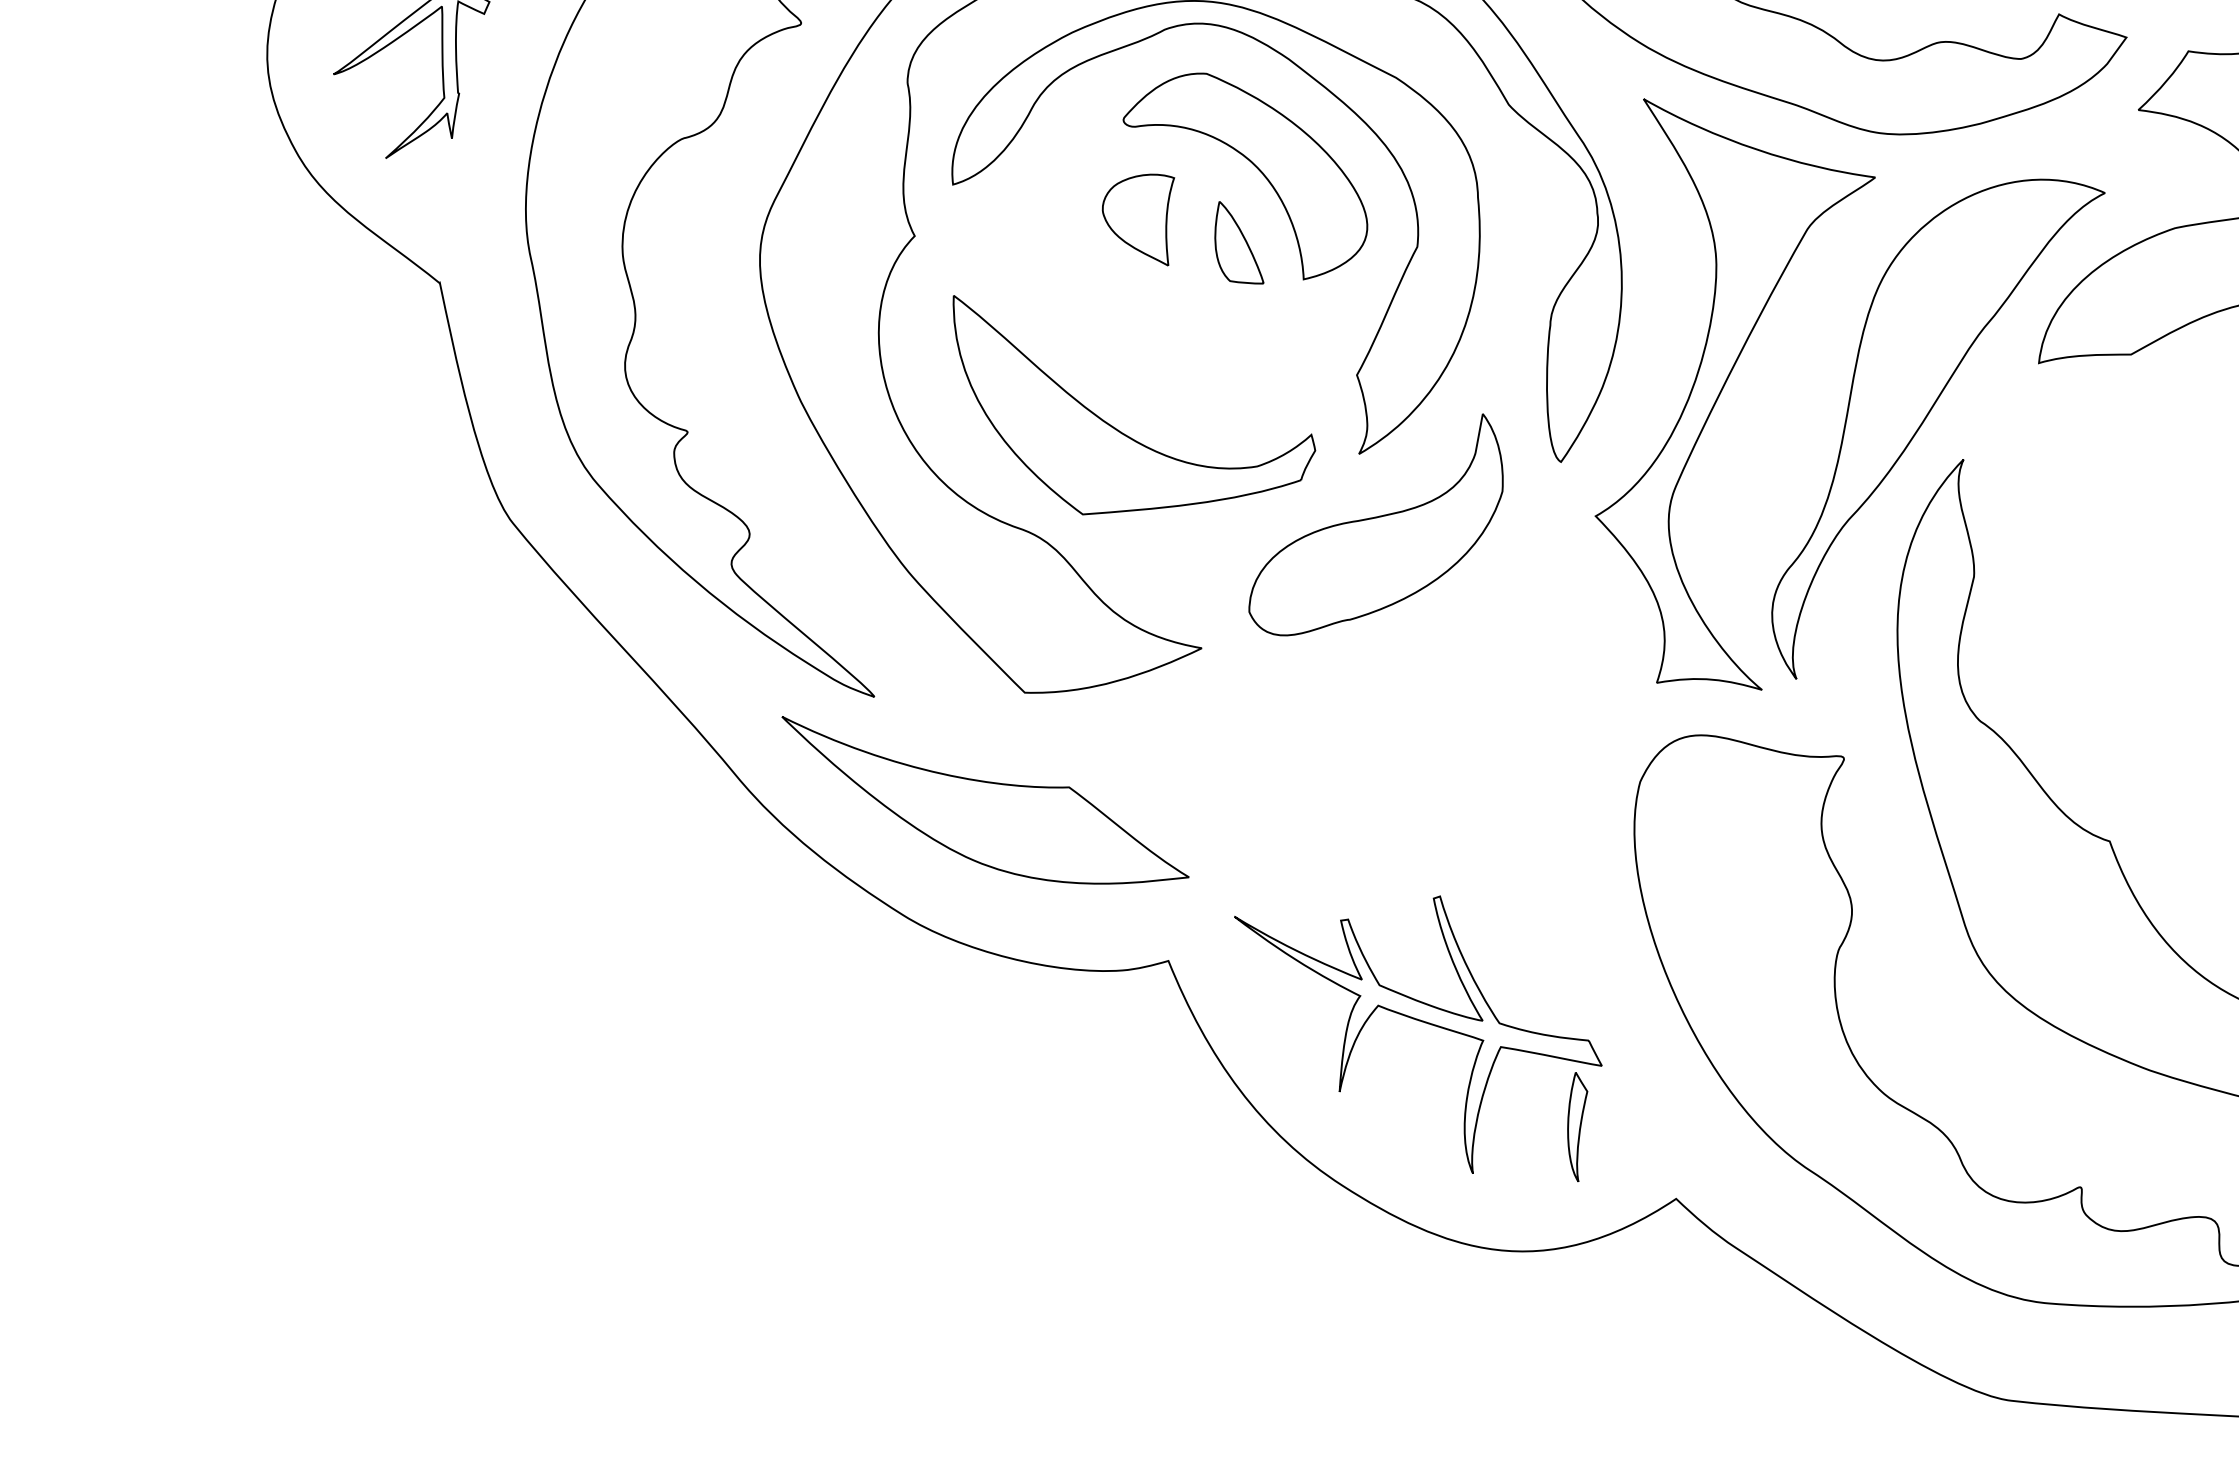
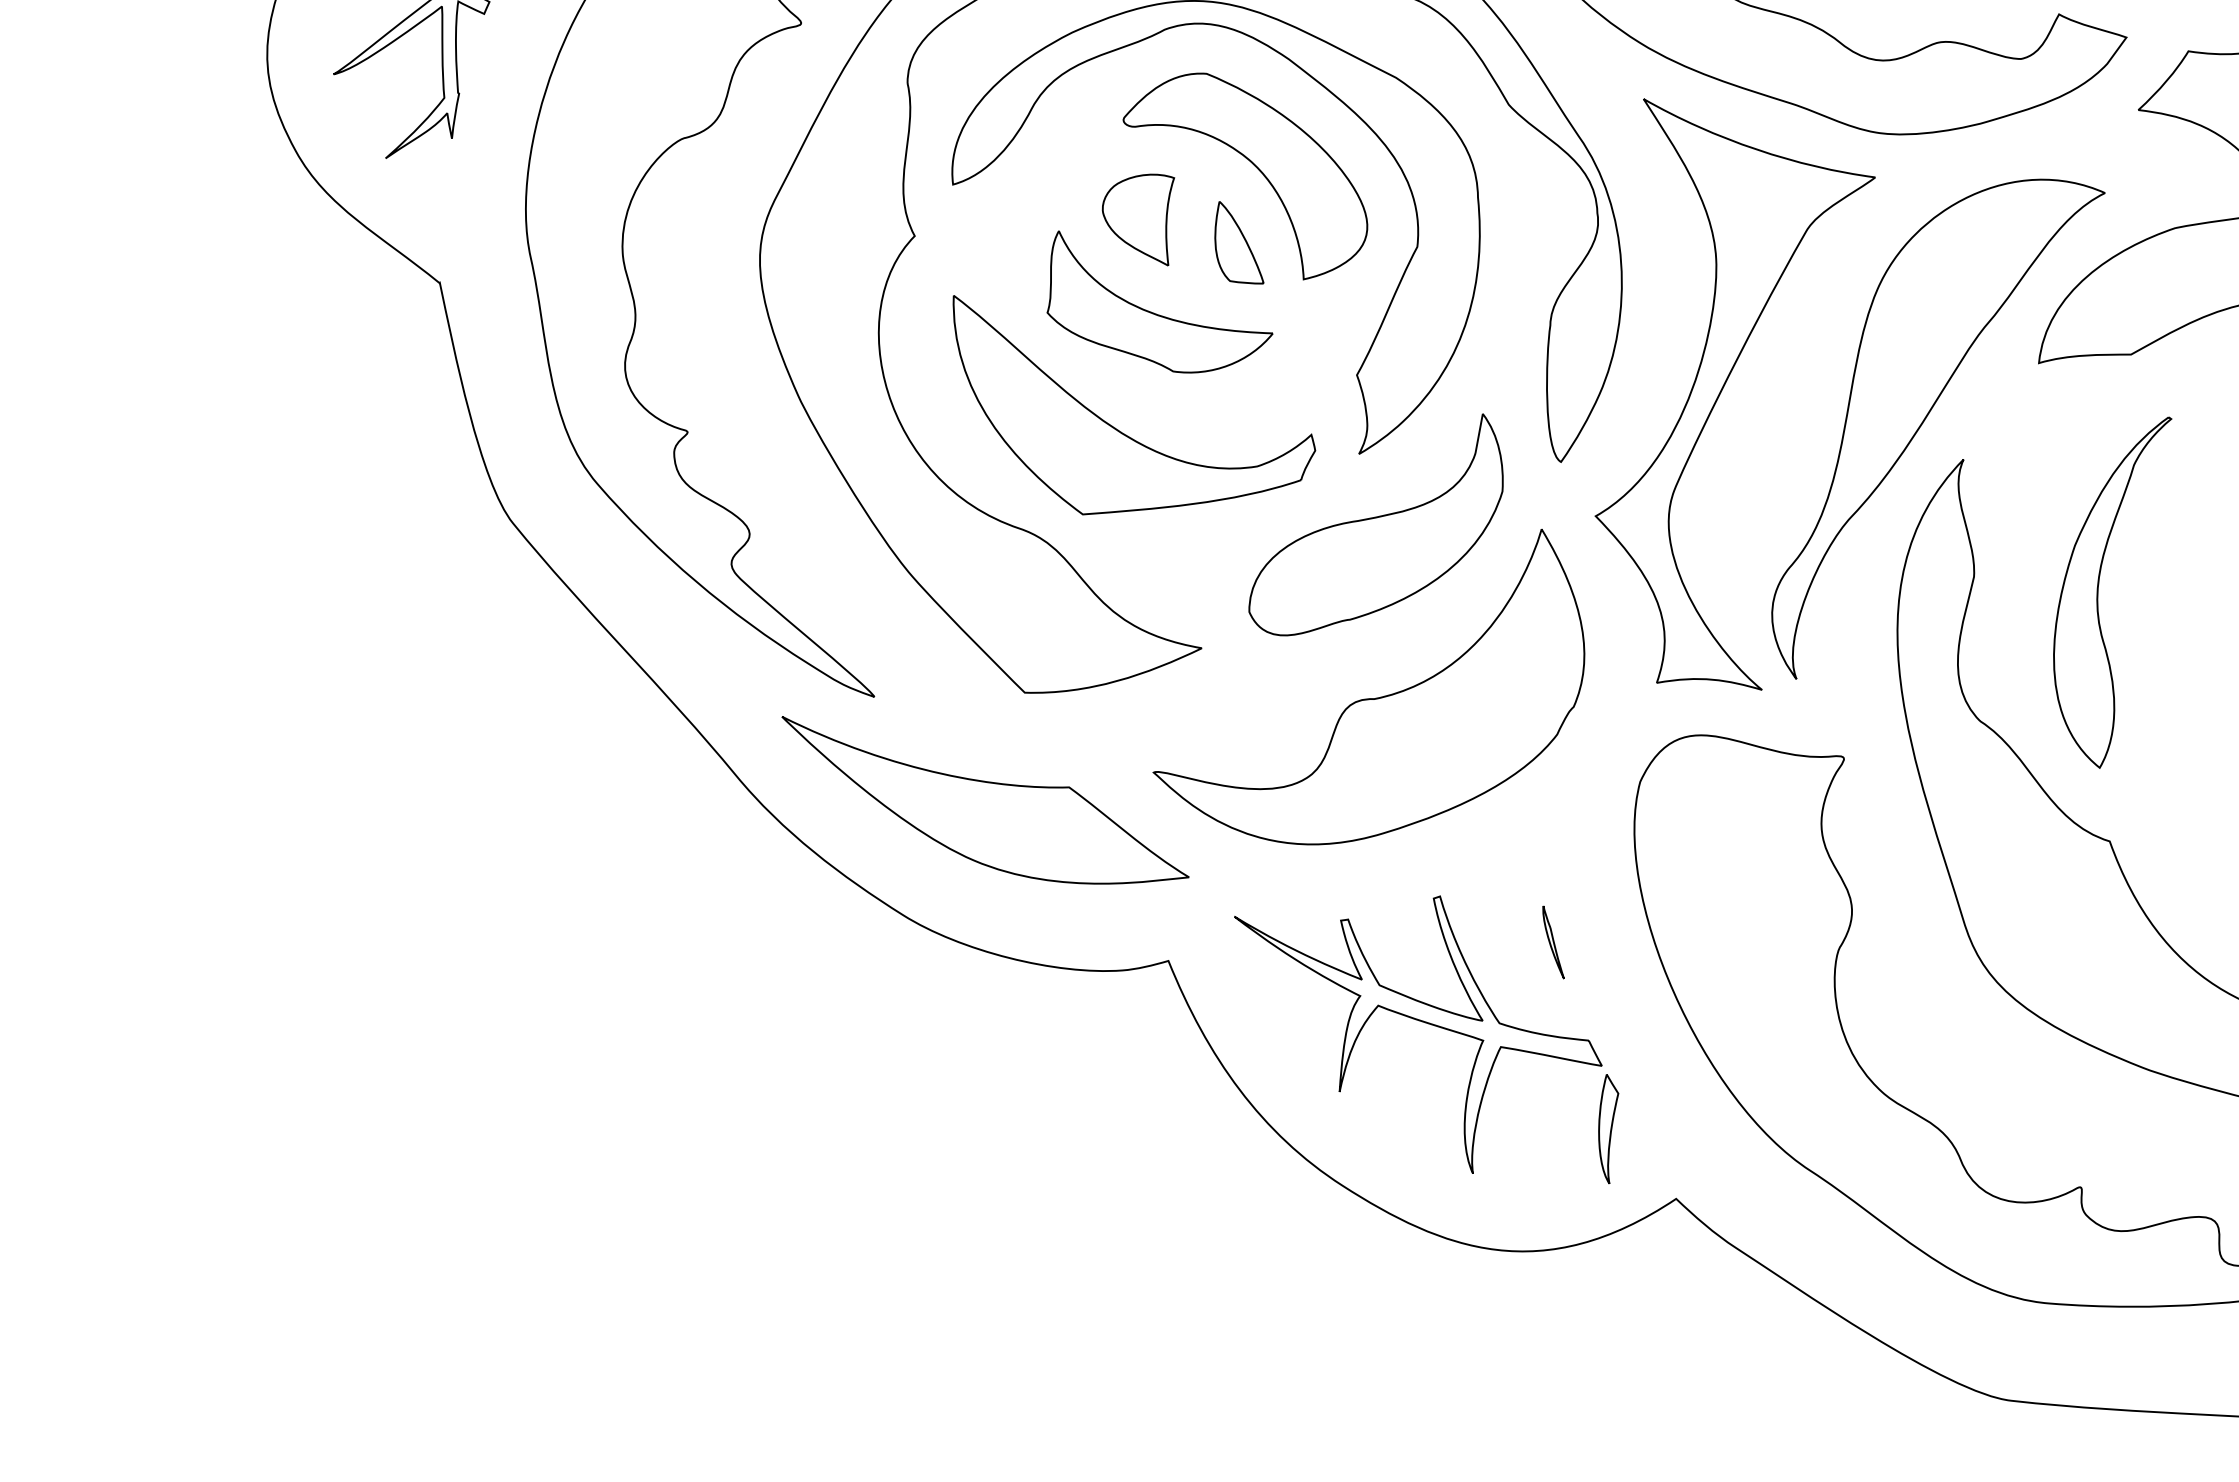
part: none -> present (1156, 313)
part: none -> present (2098, 592)
part: none -> present (1368, 698)
part: none -> present (1553, 942)
part position: (1577, 1127) -> (1608, 1129) (1608, 1129)
